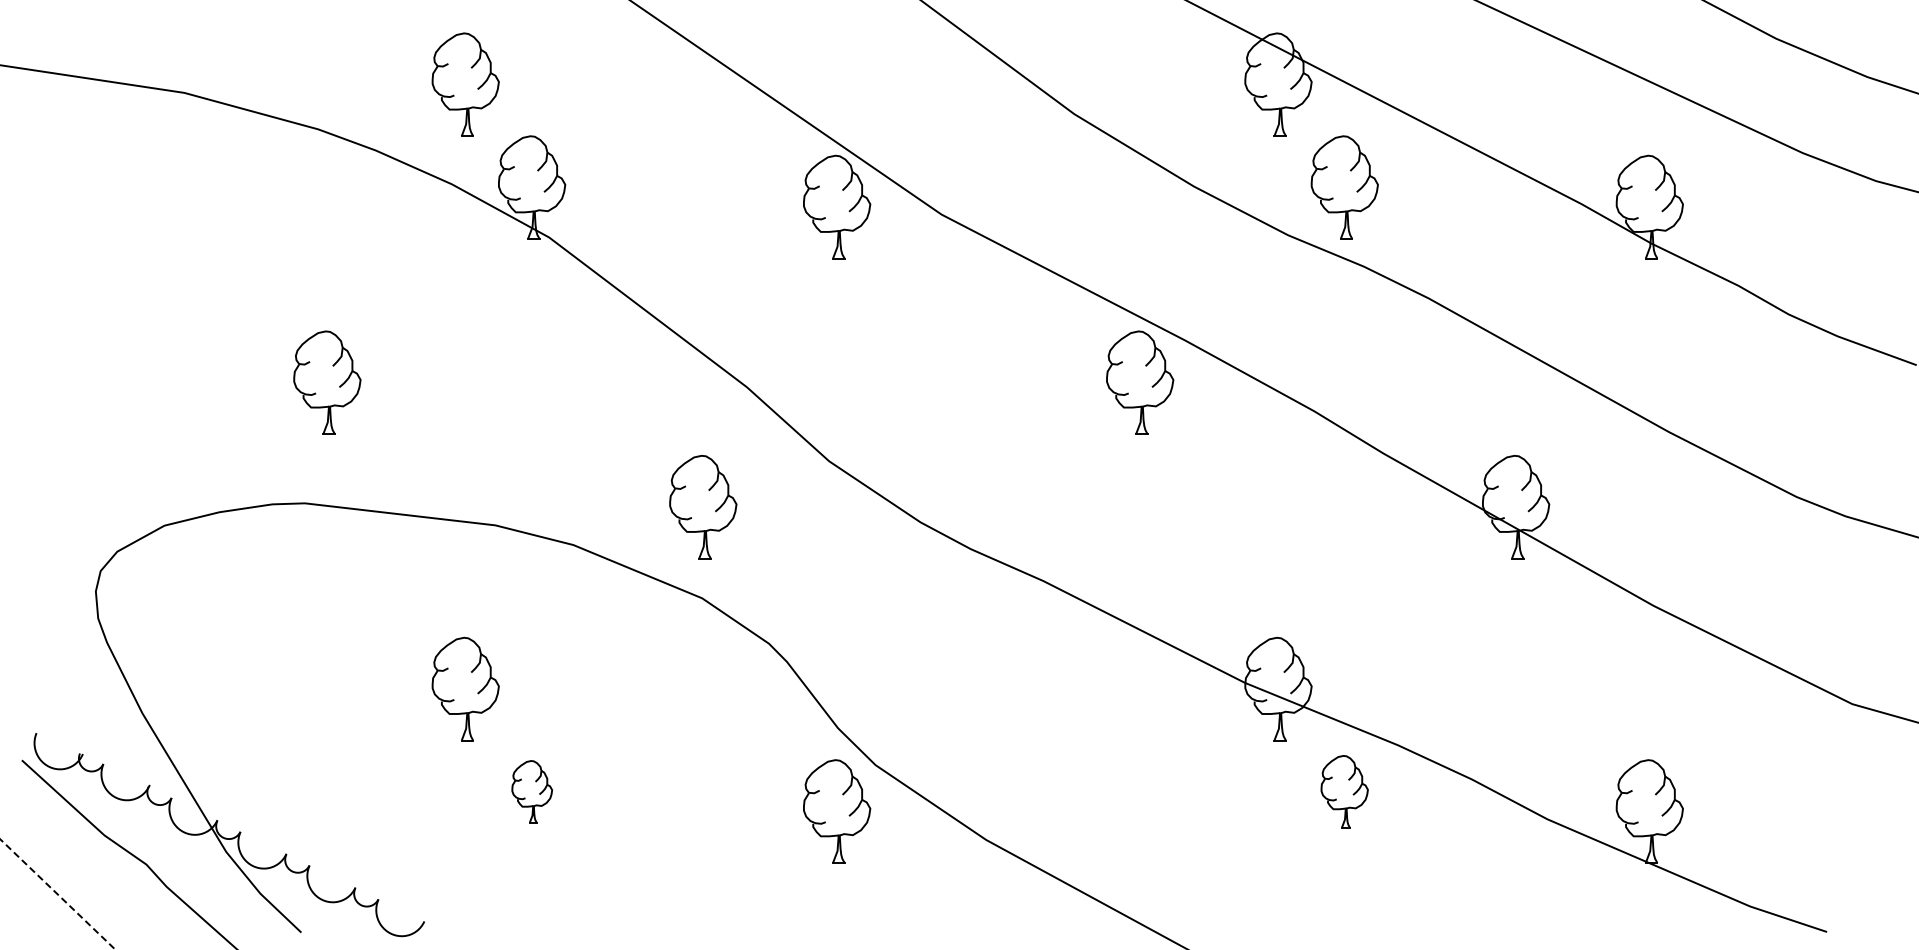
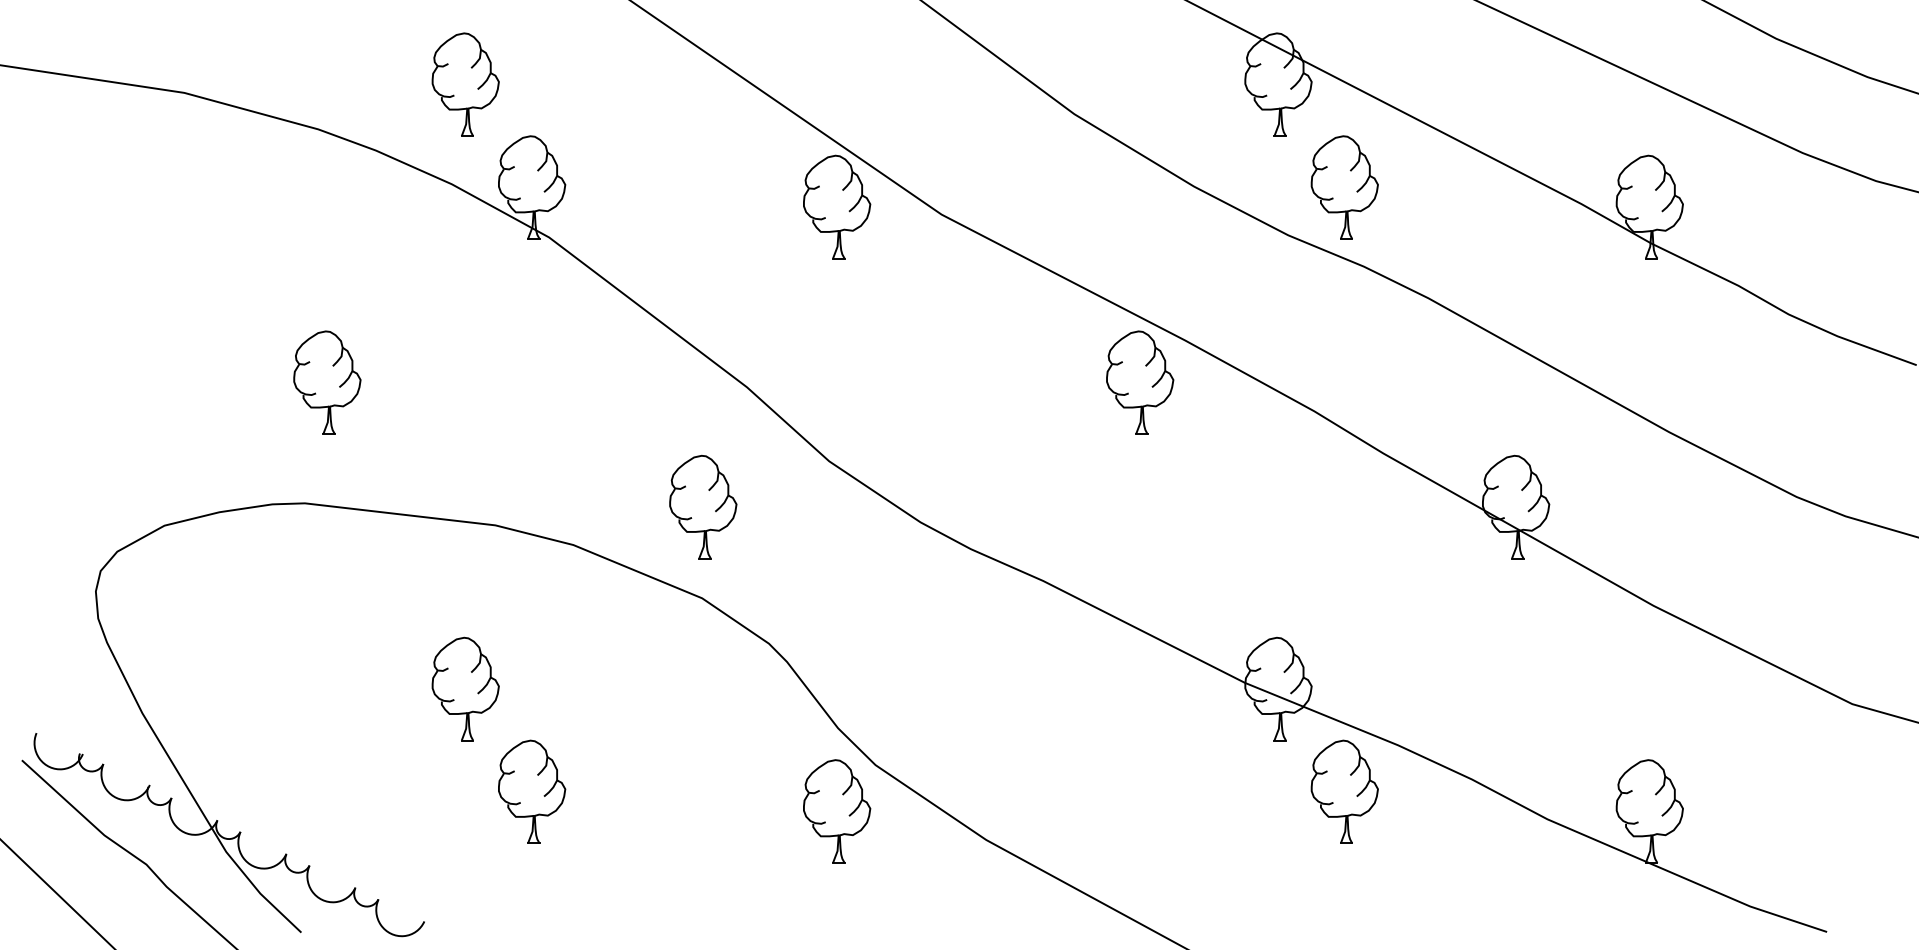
part size: 42x64 px -> 69x105 px (532, 791)
part size: 49x74 px -> 69x105 px (1344, 791)
line: dashed -> solid (57, 894)
